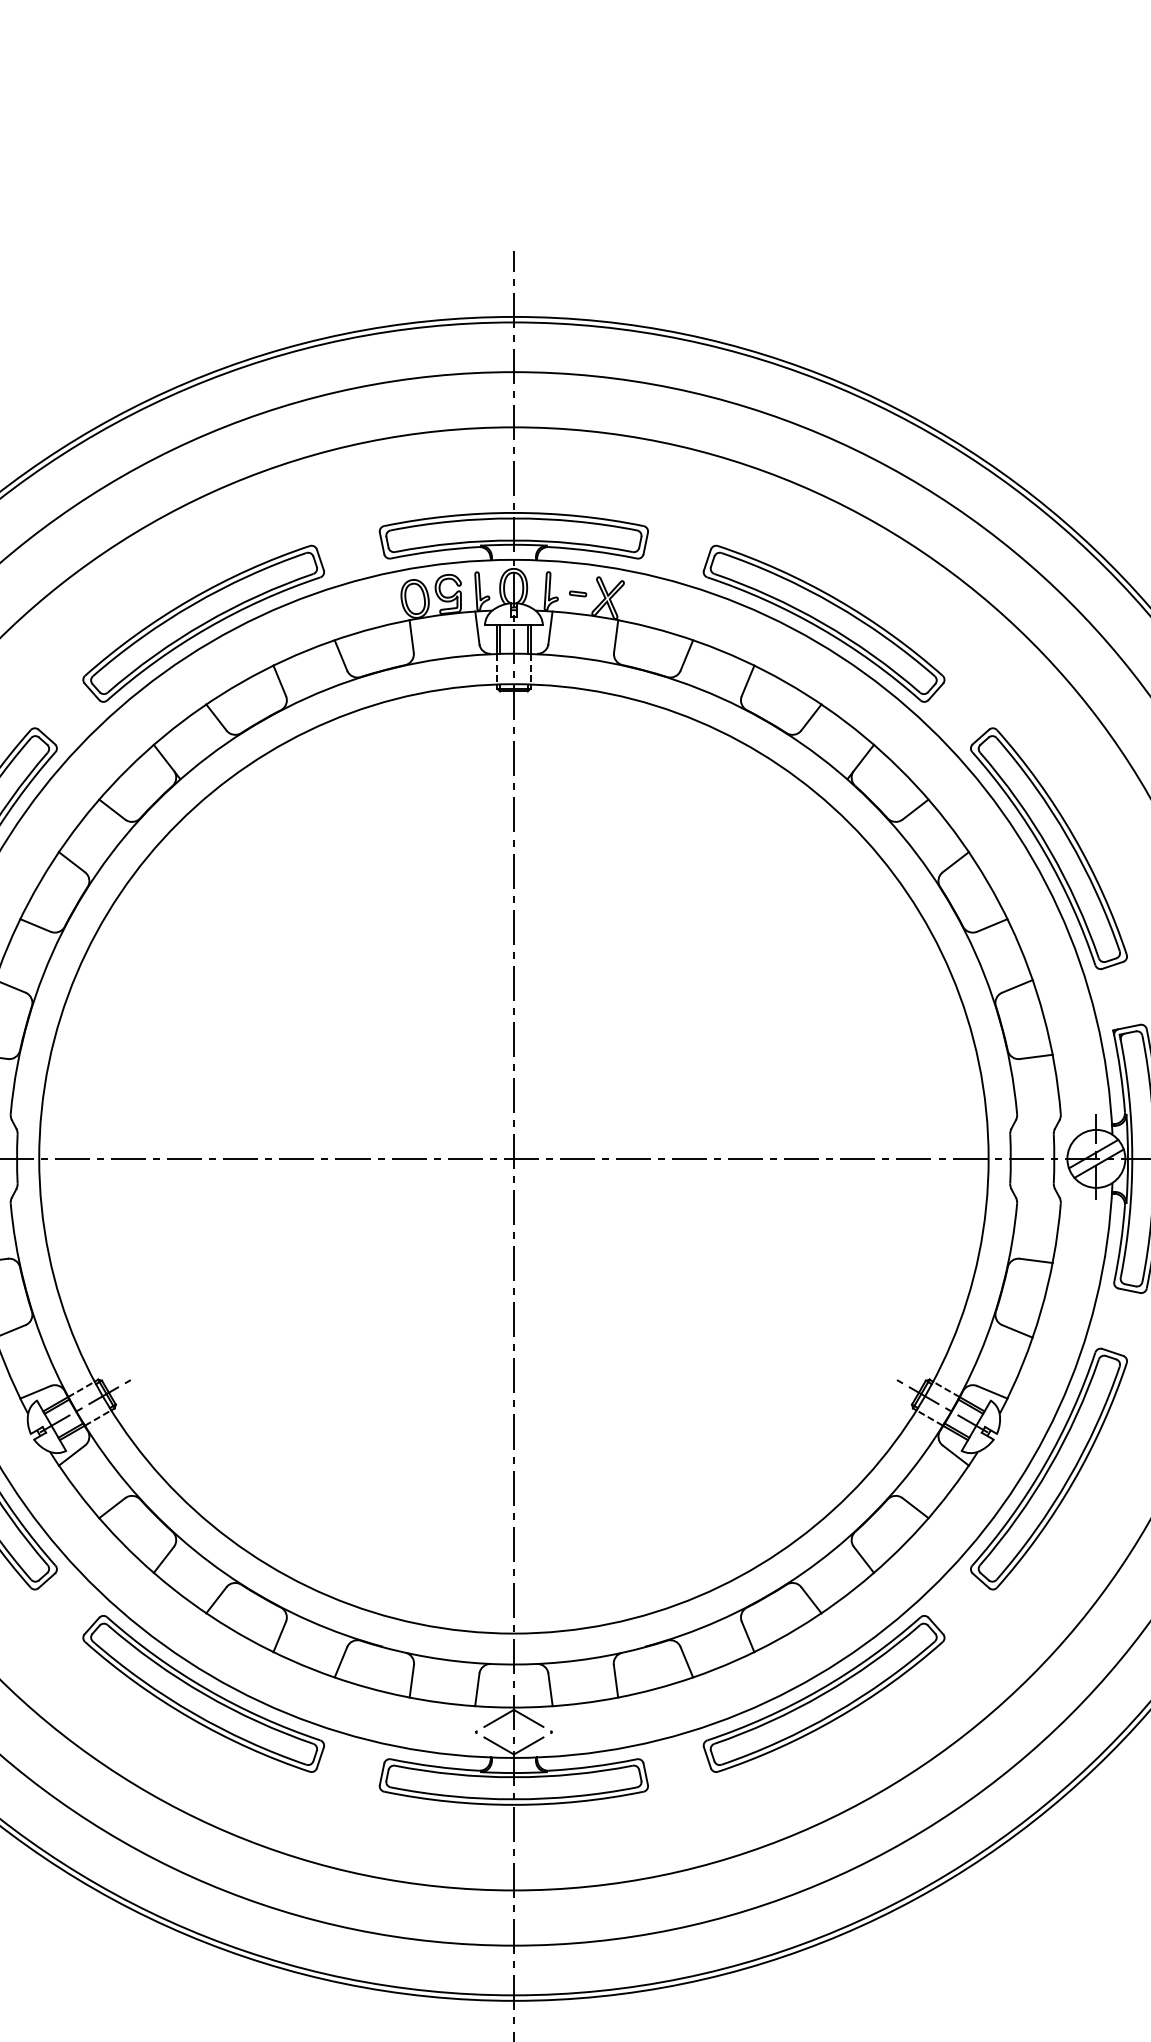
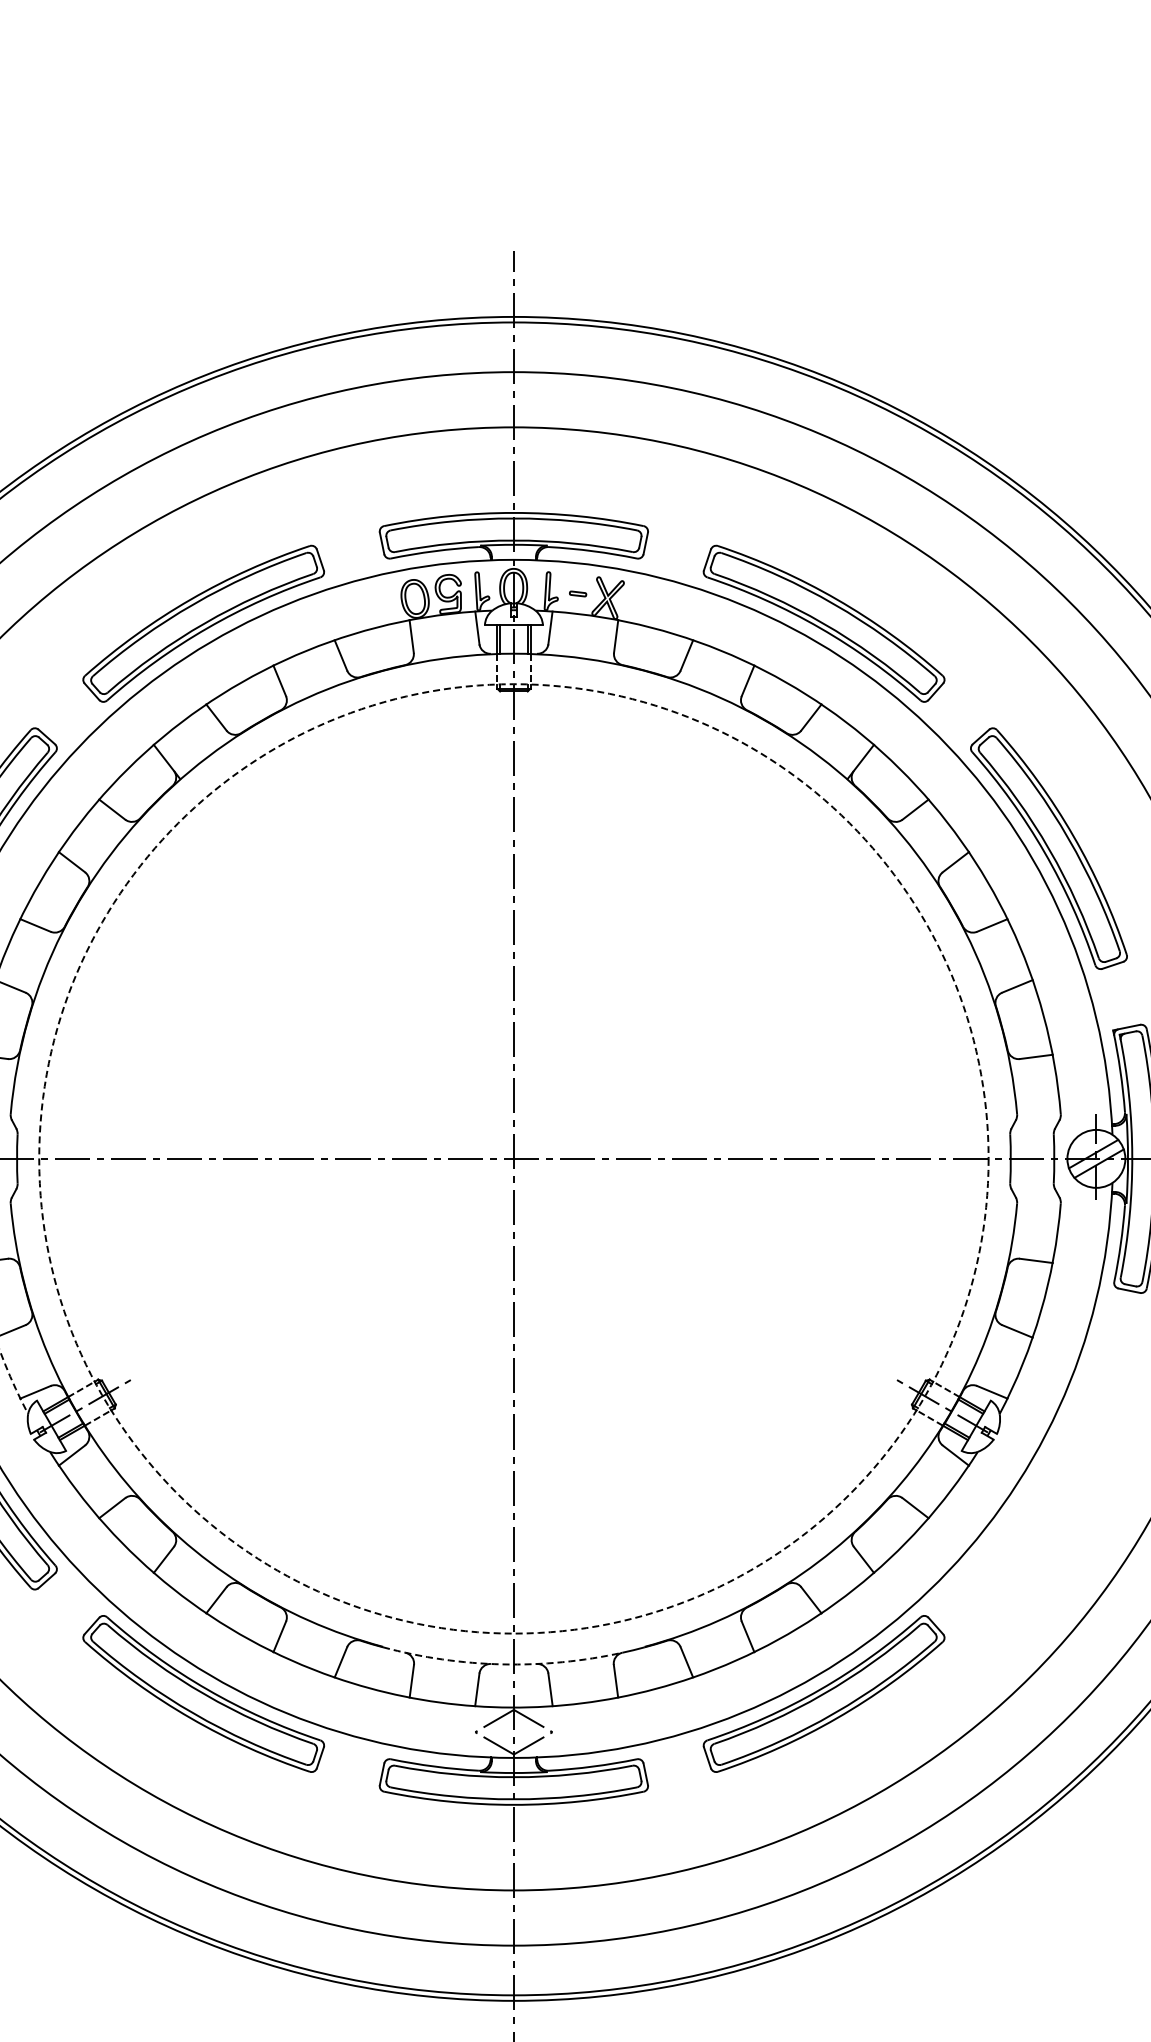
circle: solid -> dashed (513, 1158)
arc: solid -> dashed (13, 1382)
part: present -> none (1048, 1468)
arc: solid -> dashed (502, 1664)
